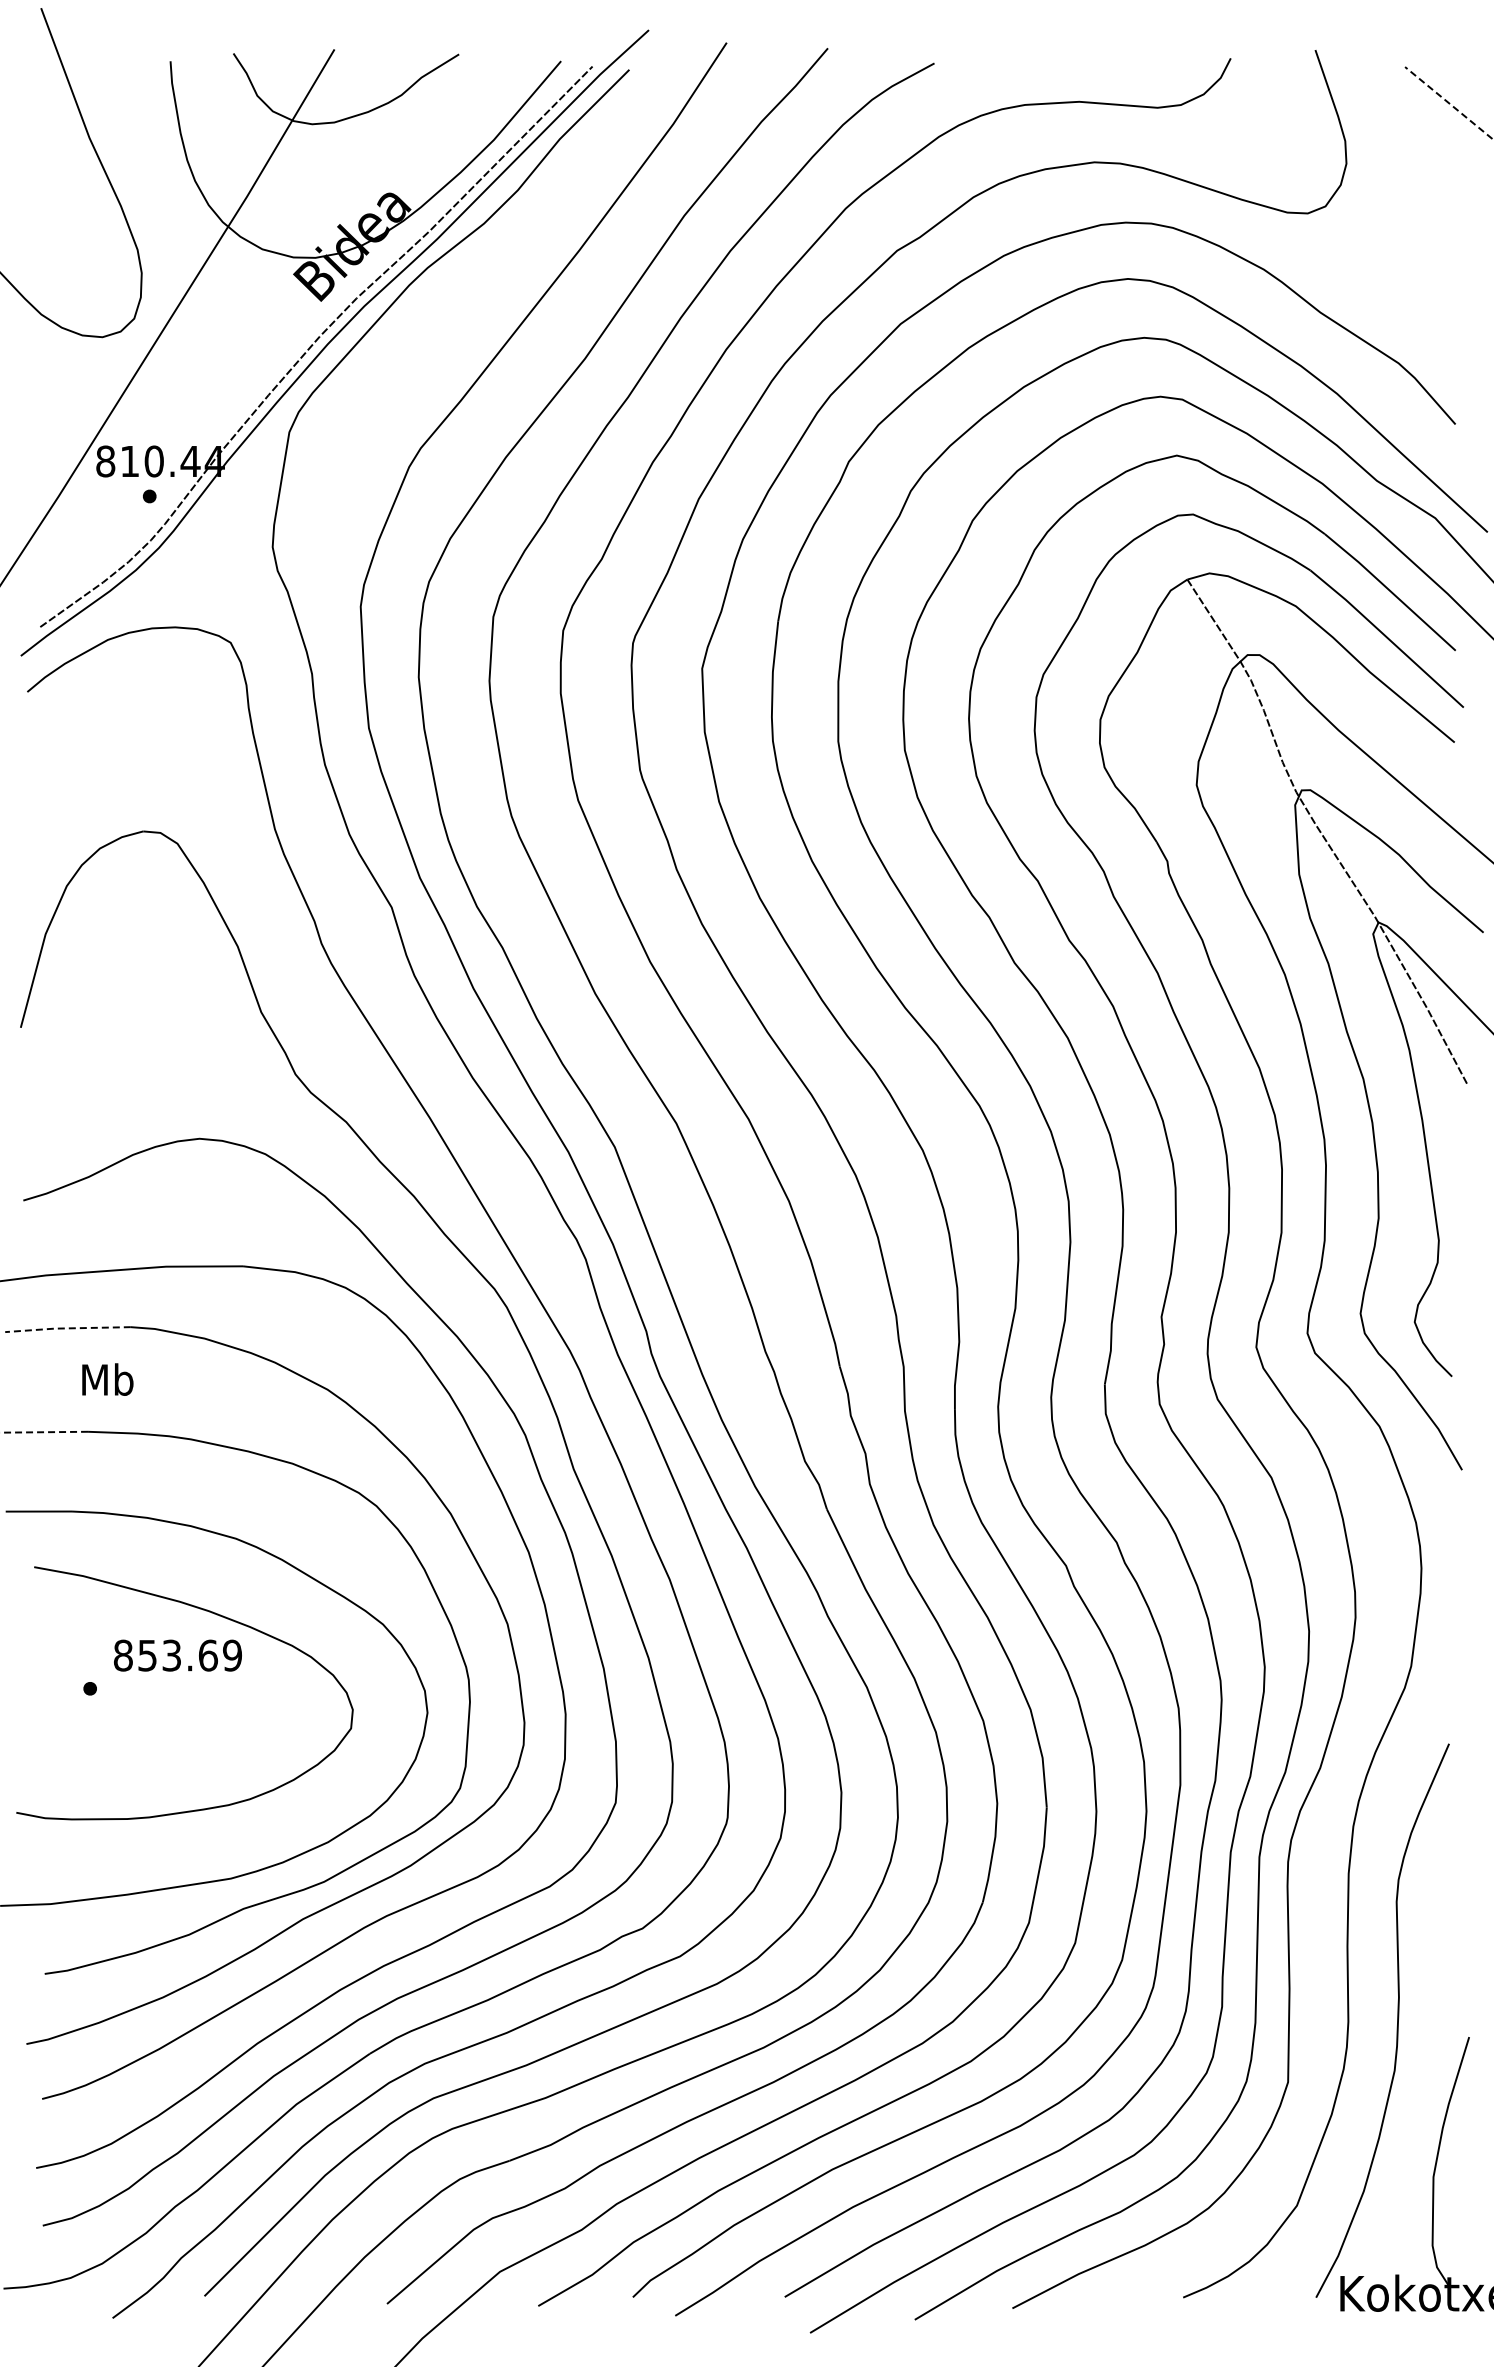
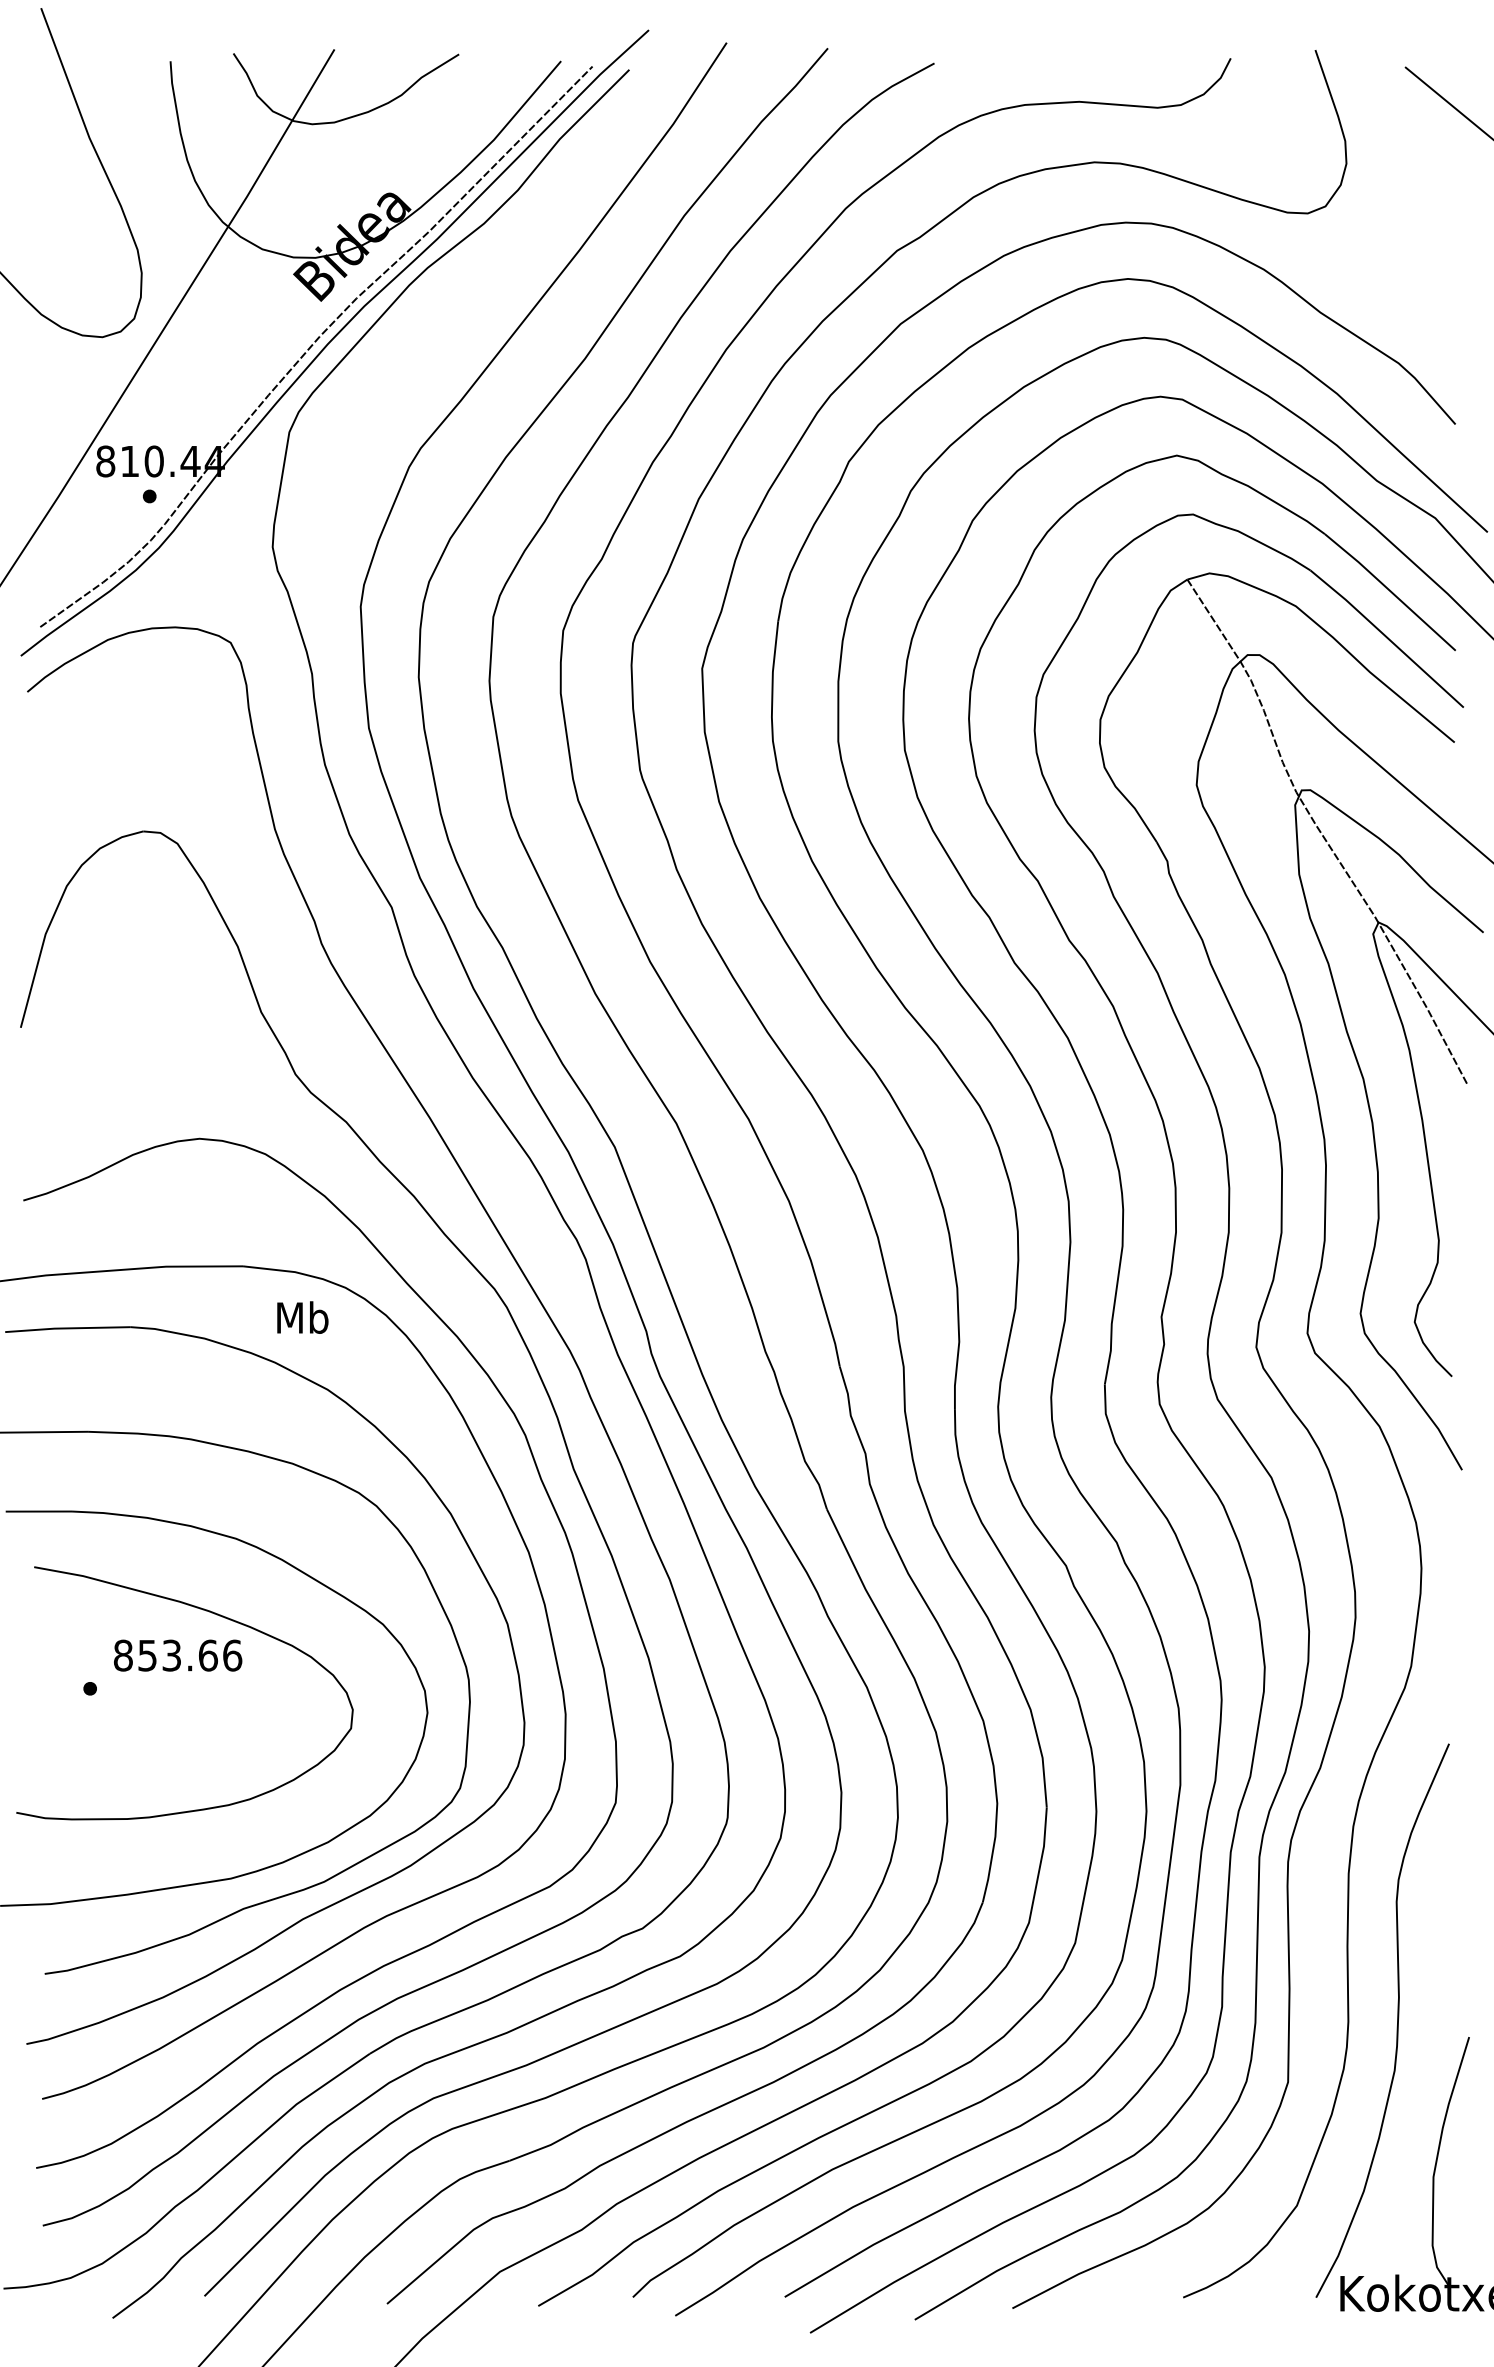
line: dashed -> solid (1448, 103)
line: dashed -> solid (67, 1328)
text position: (107, 1379) -> (302, 1317) (302, 1317)
line: dashed -> solid (44, 1432)
text: 853.69 -> 853.66 (232, 1655)
